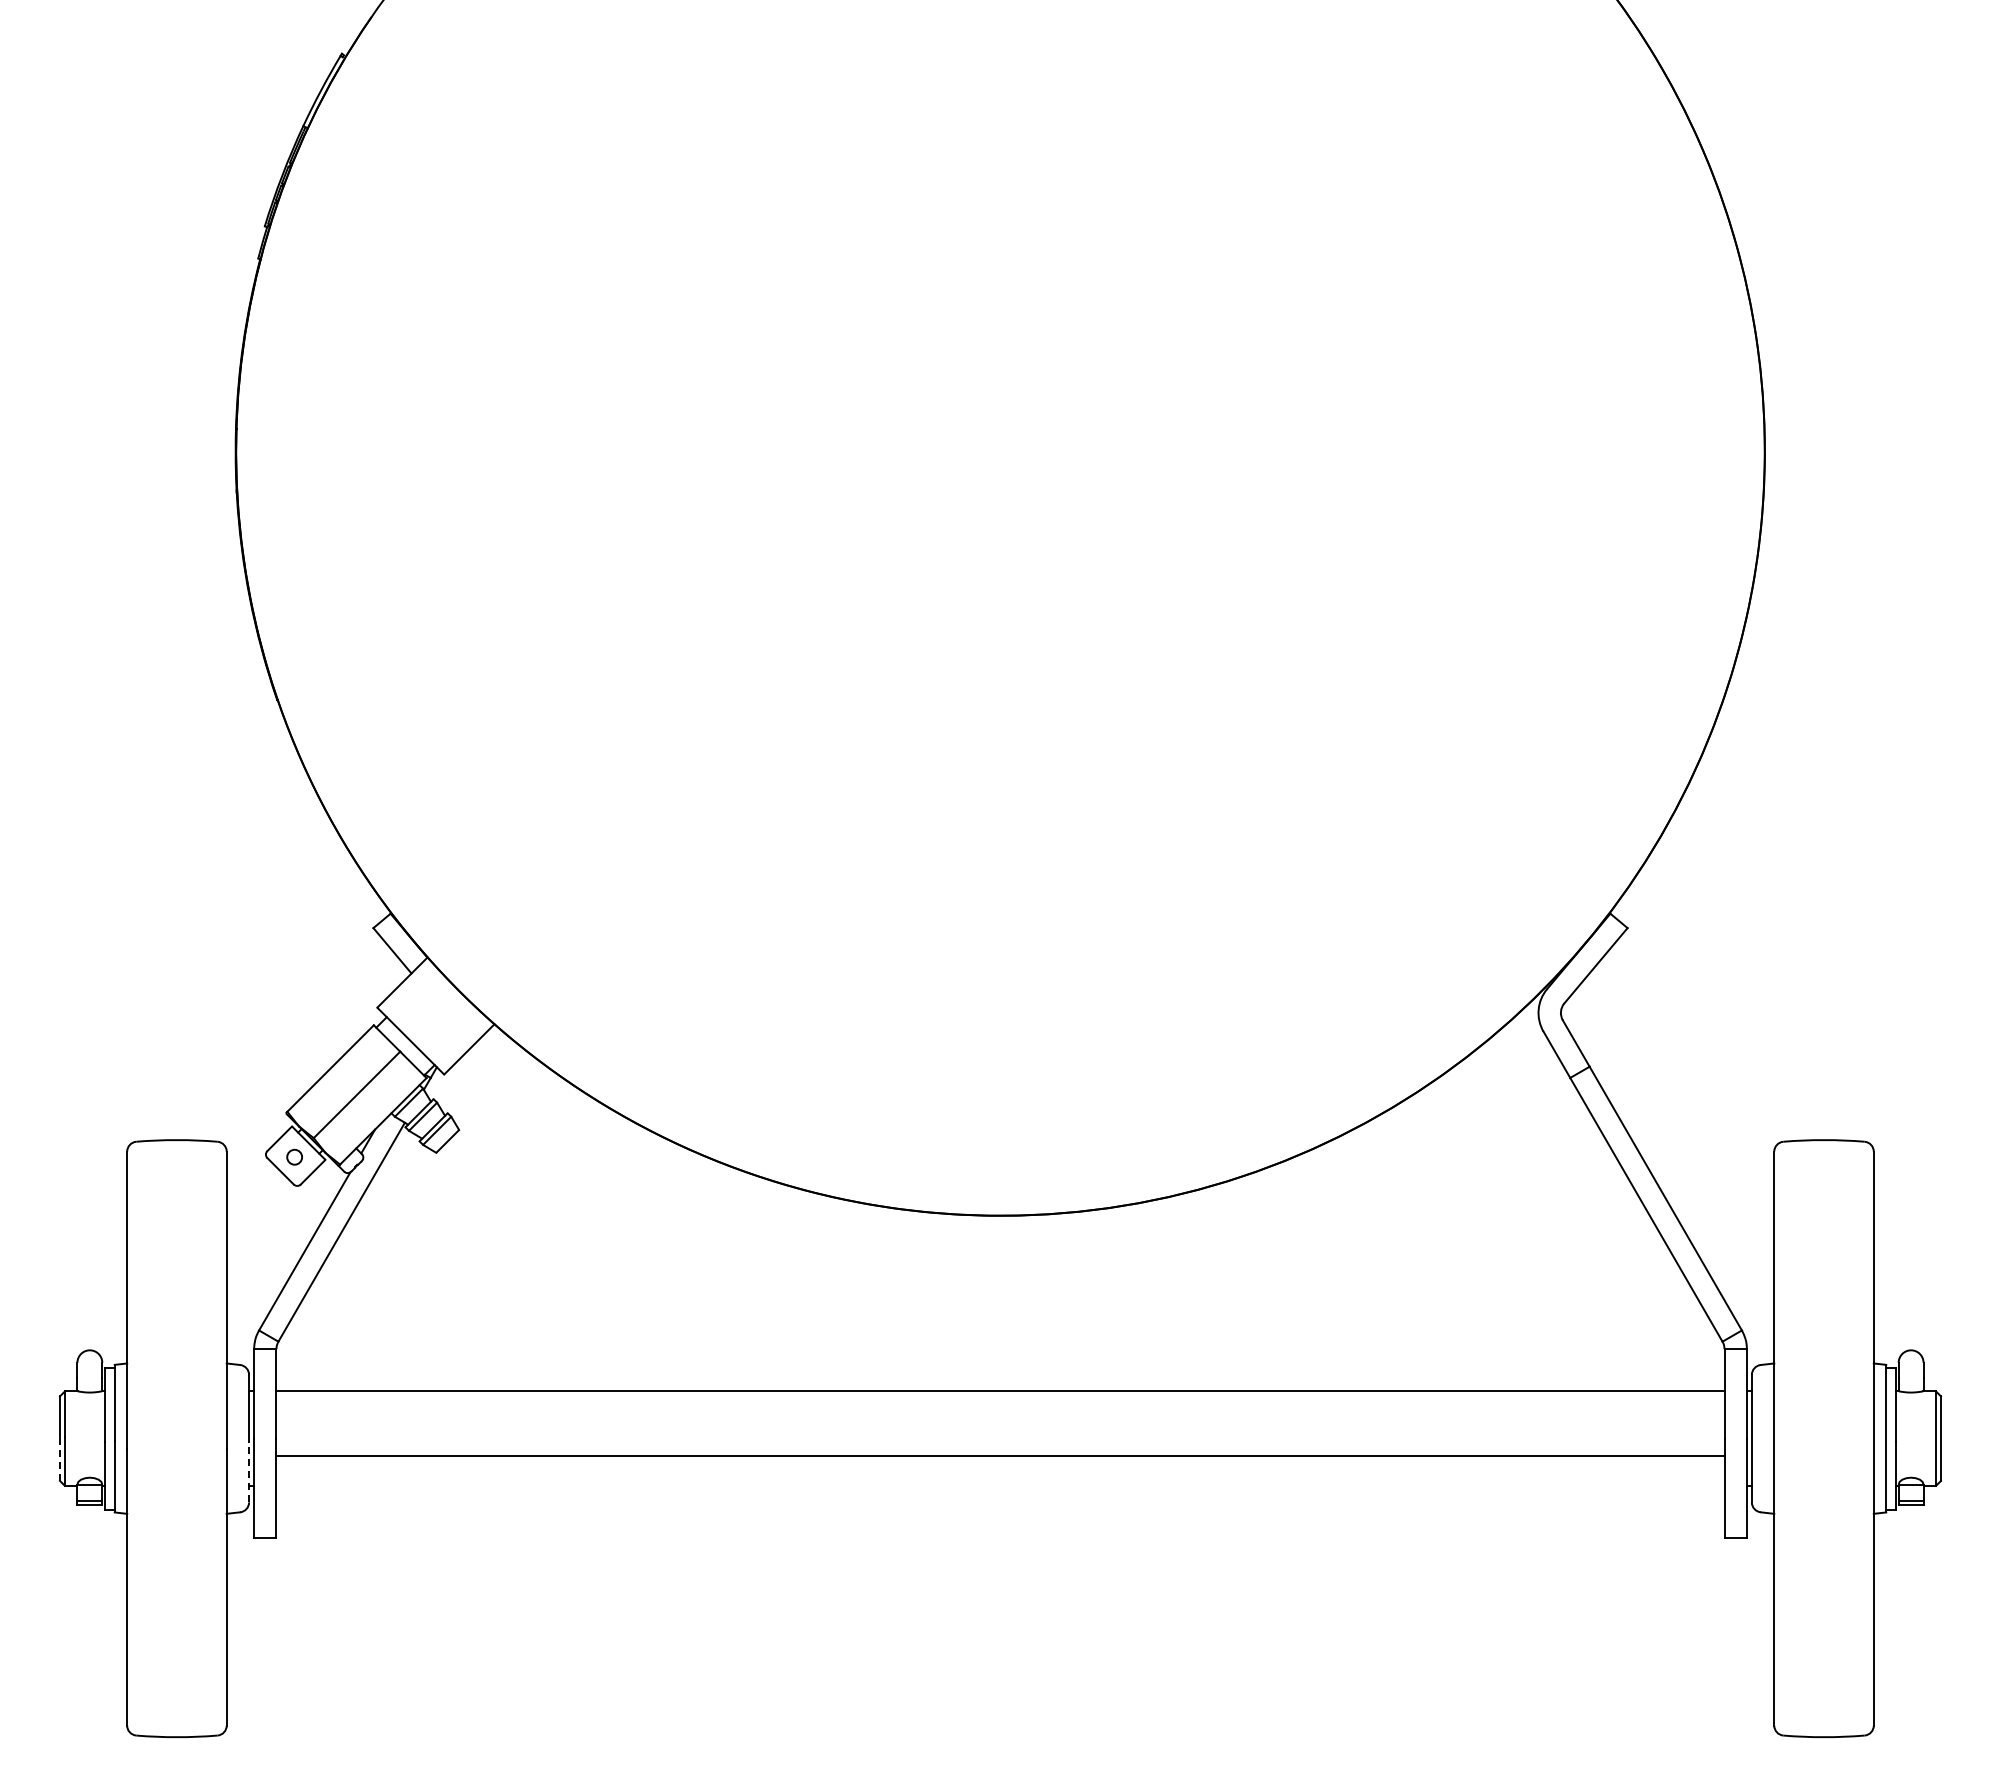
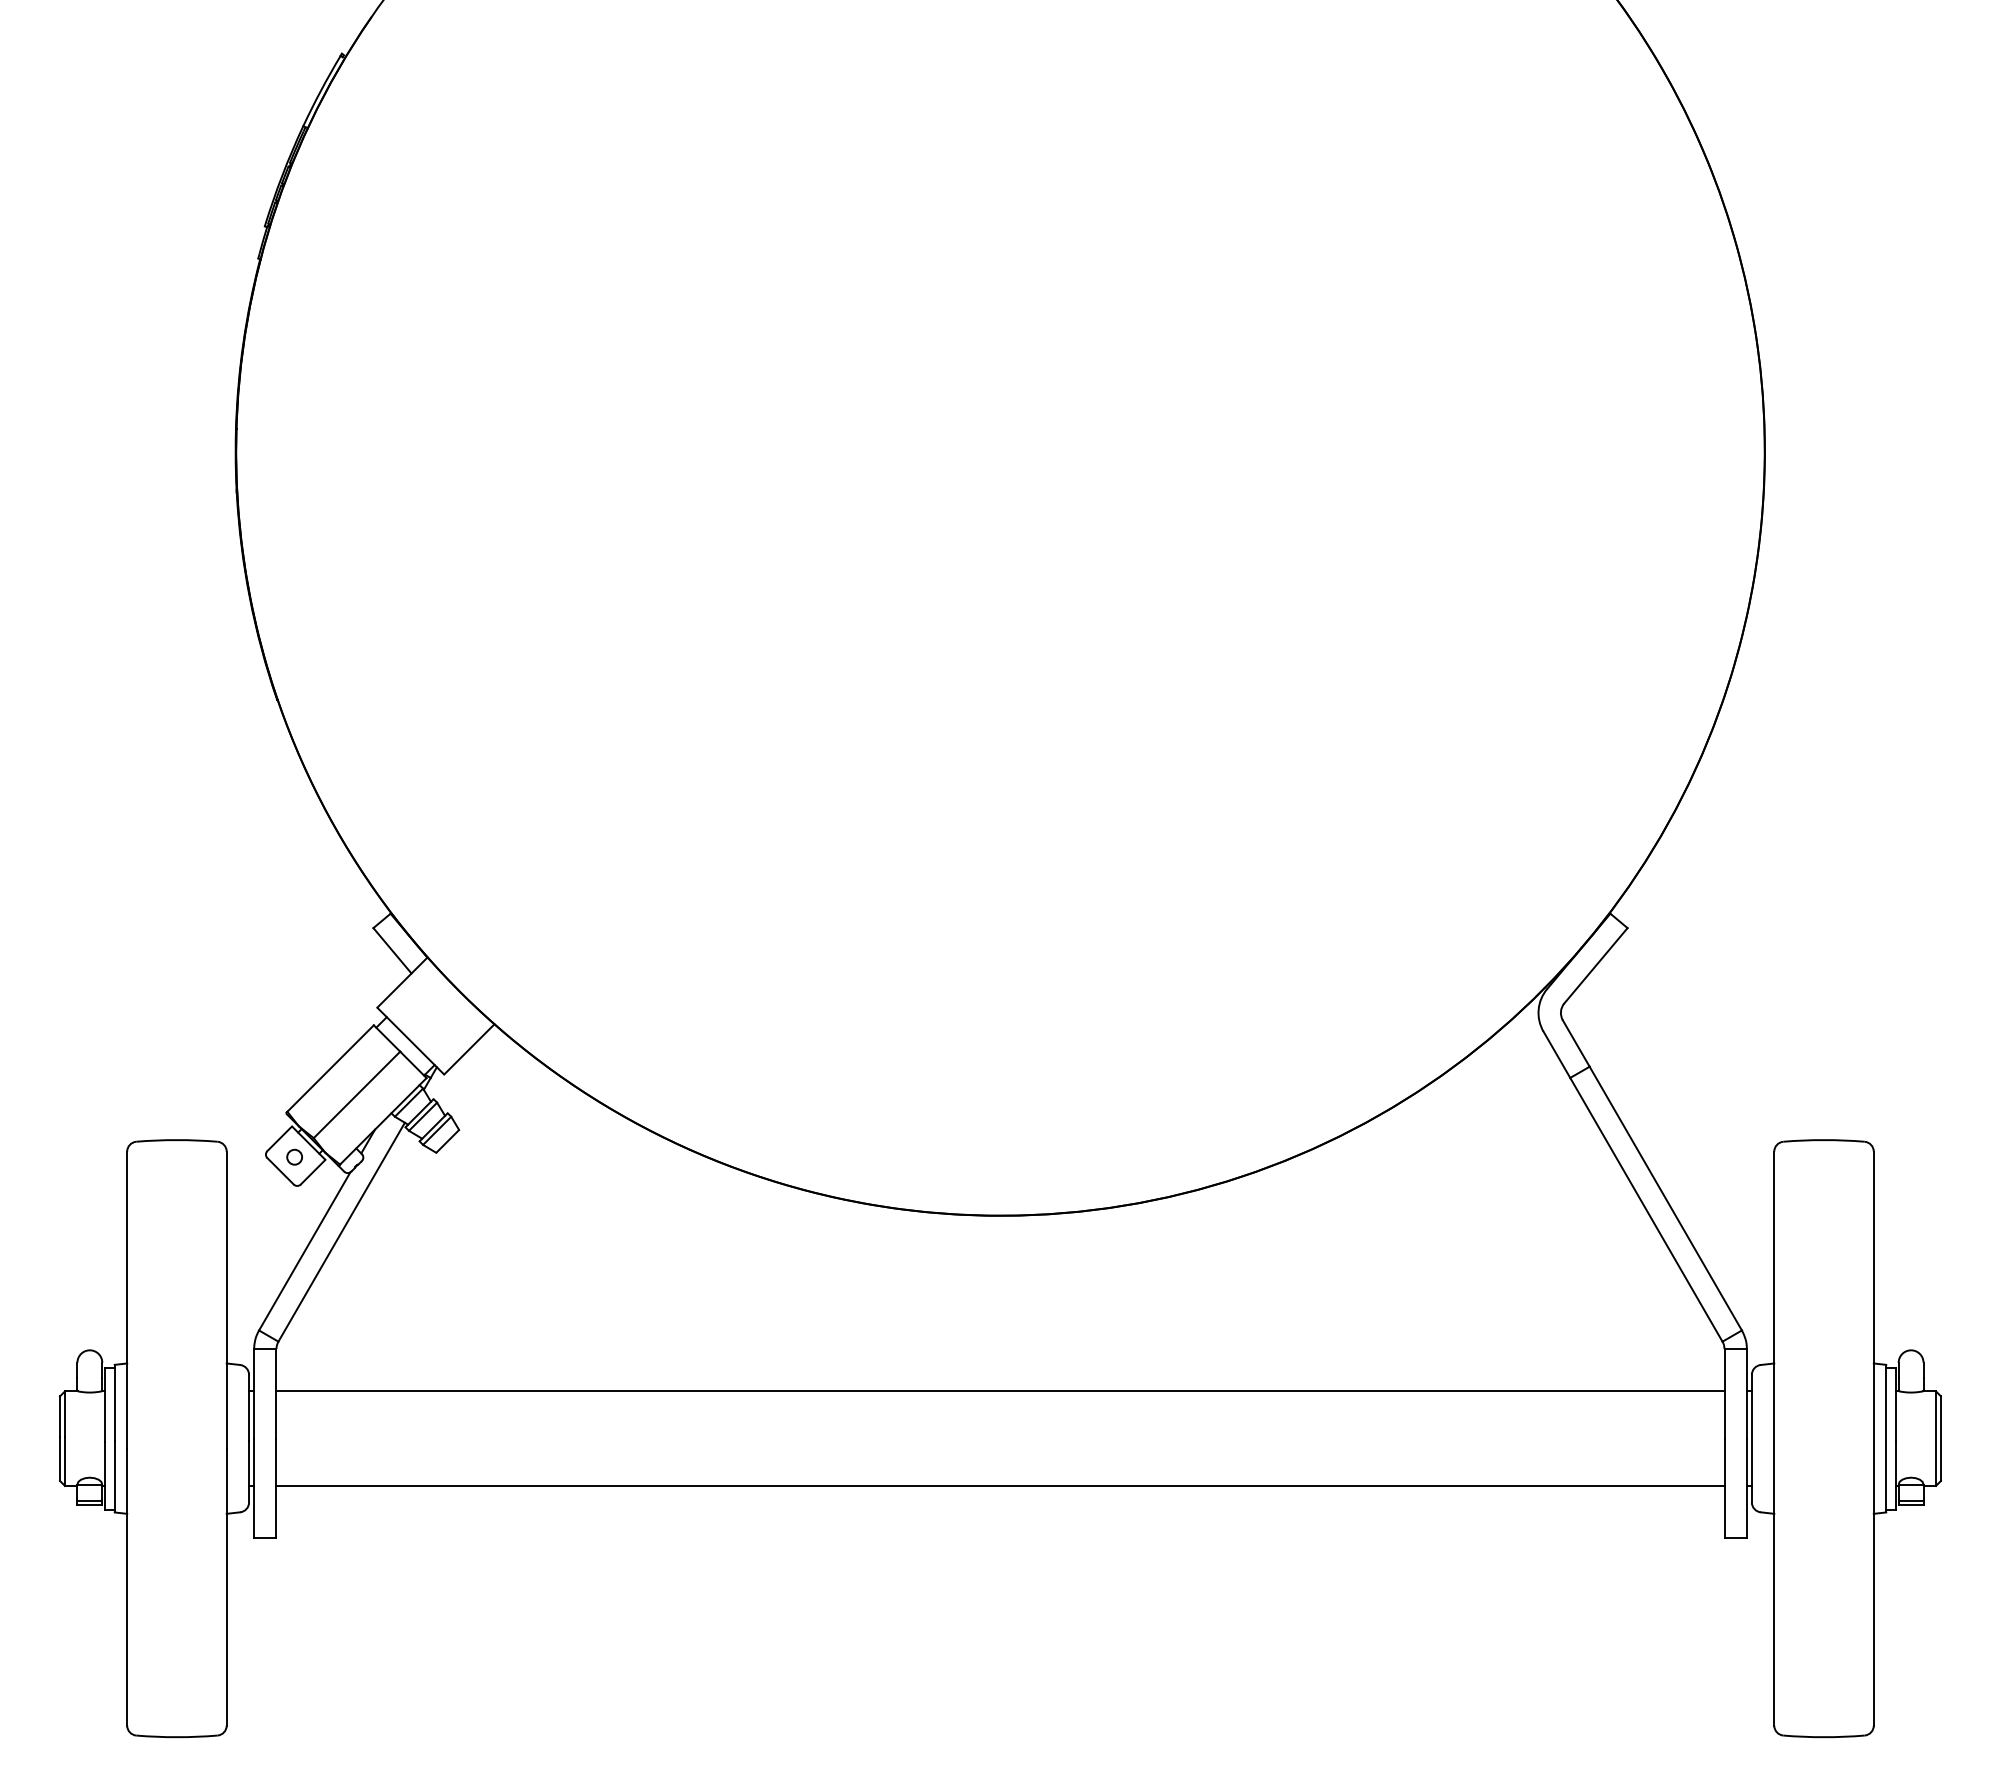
line position: (1000, 1455) -> (1000, 1485) (1000, 1485)
line: dashed -> solid (60, 1458)
line: dashed -> solid (249, 1471)
